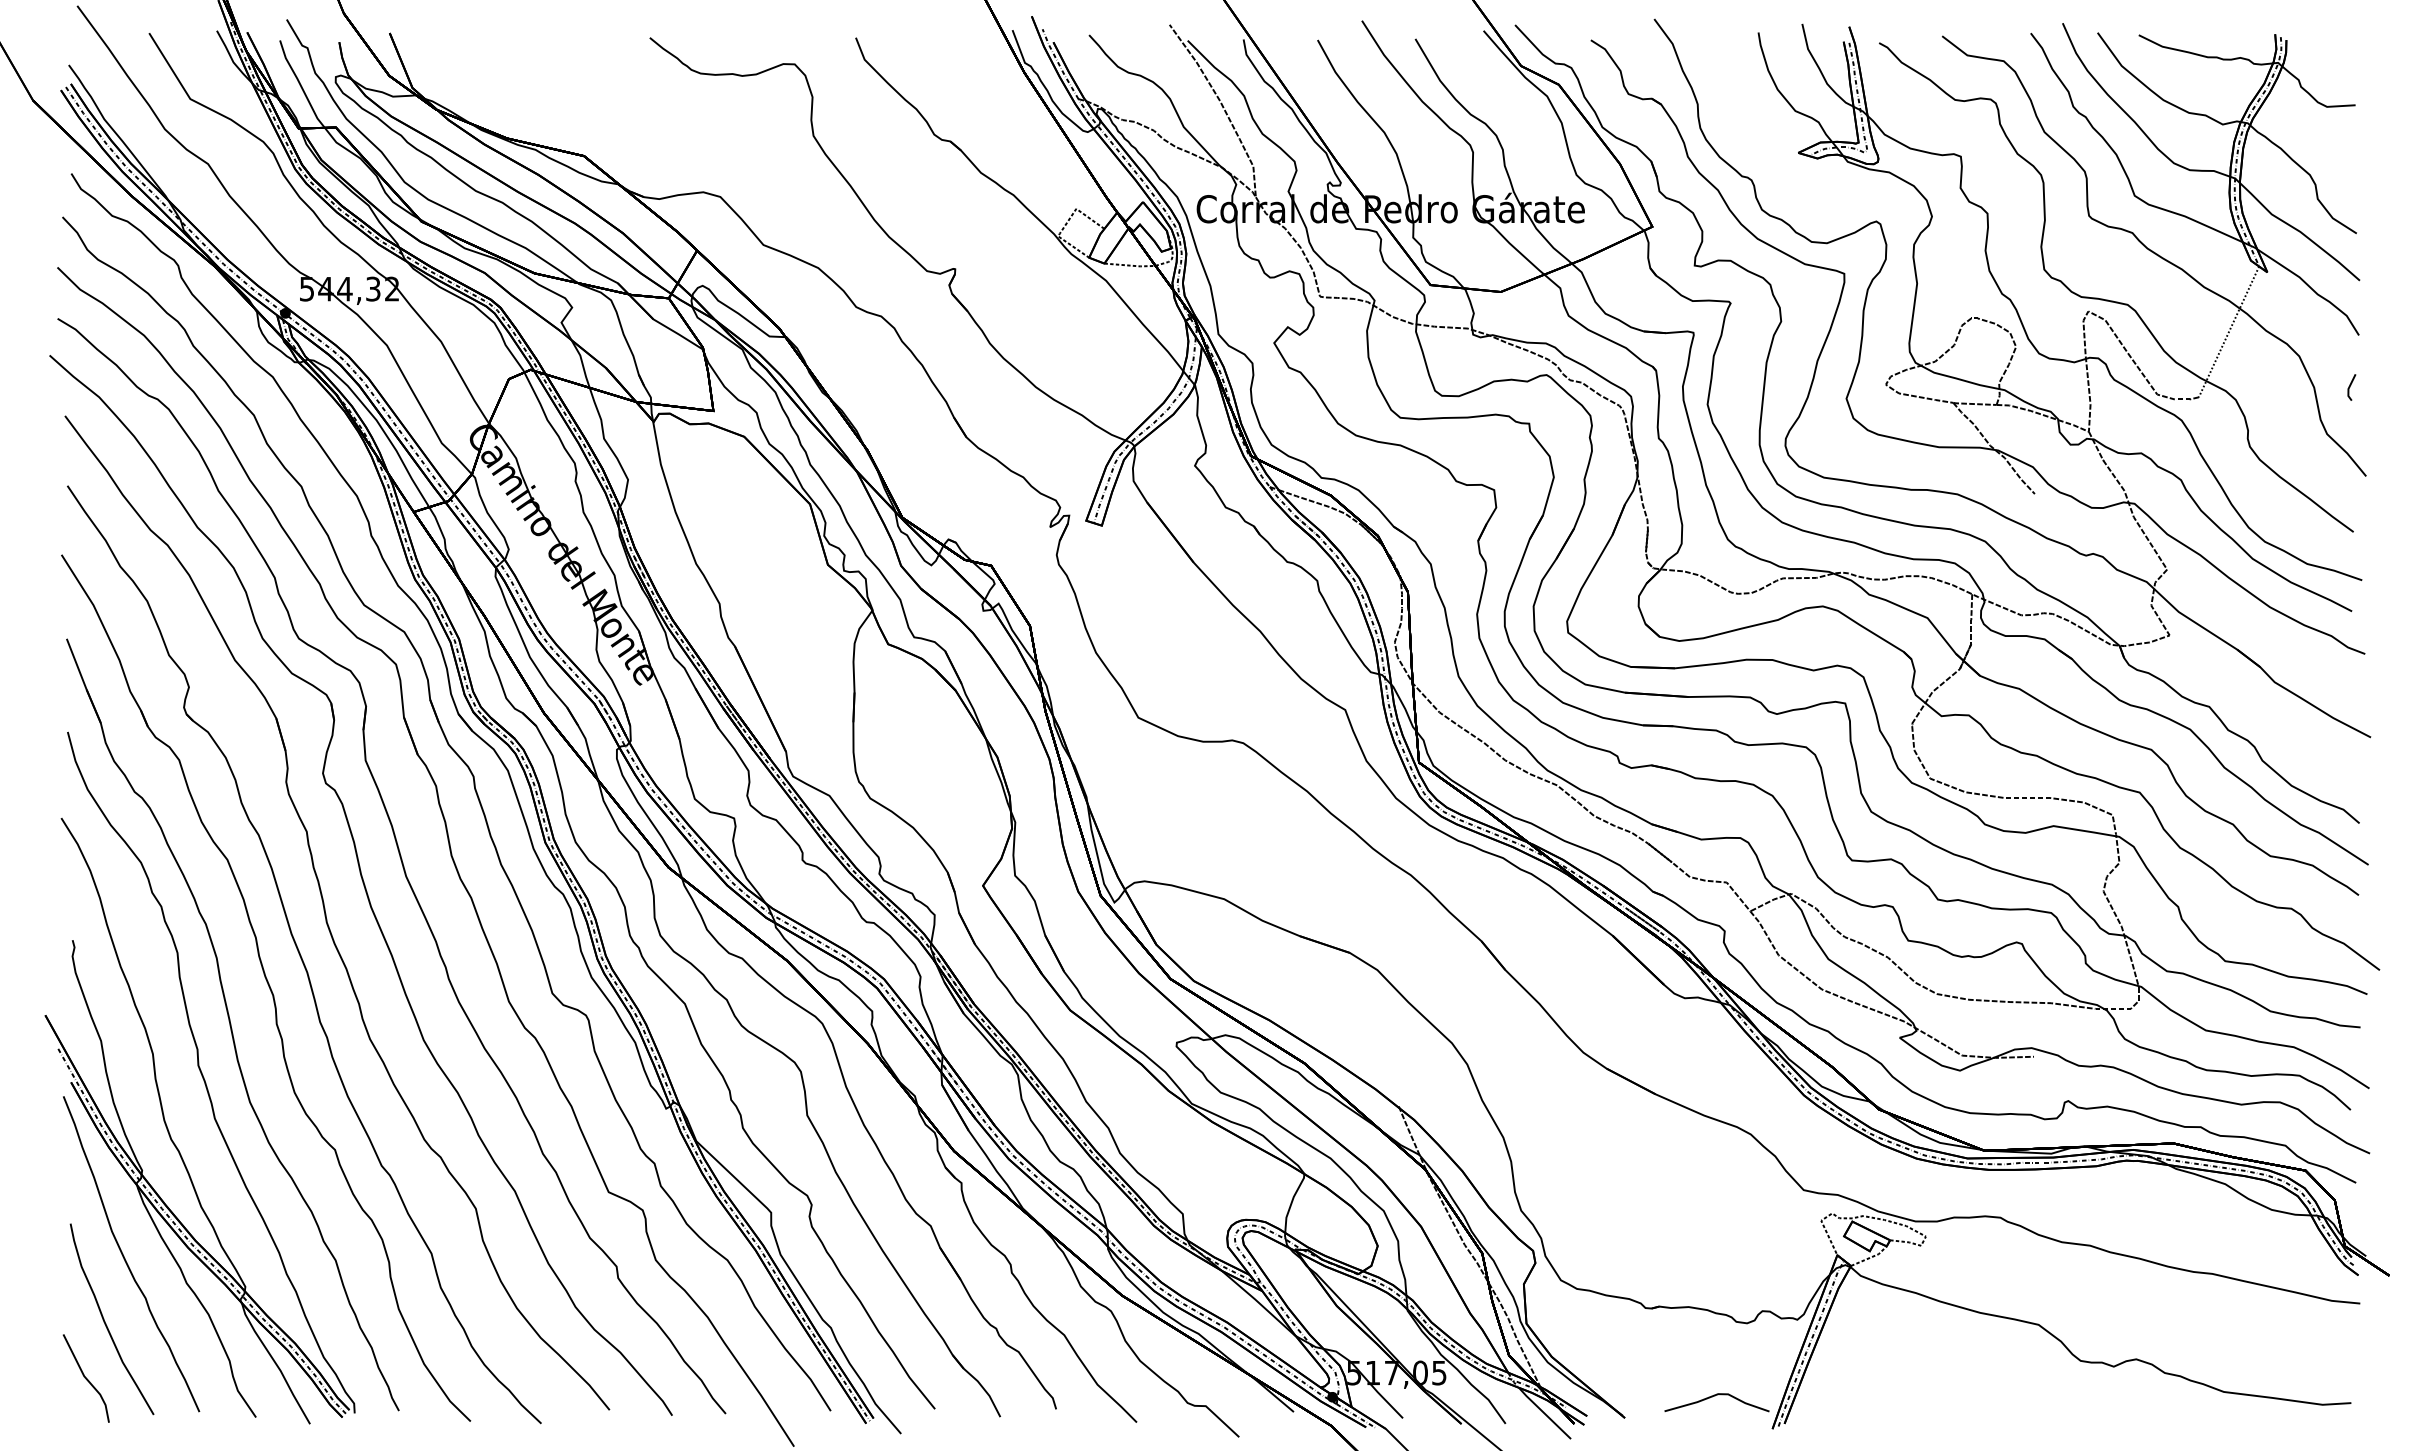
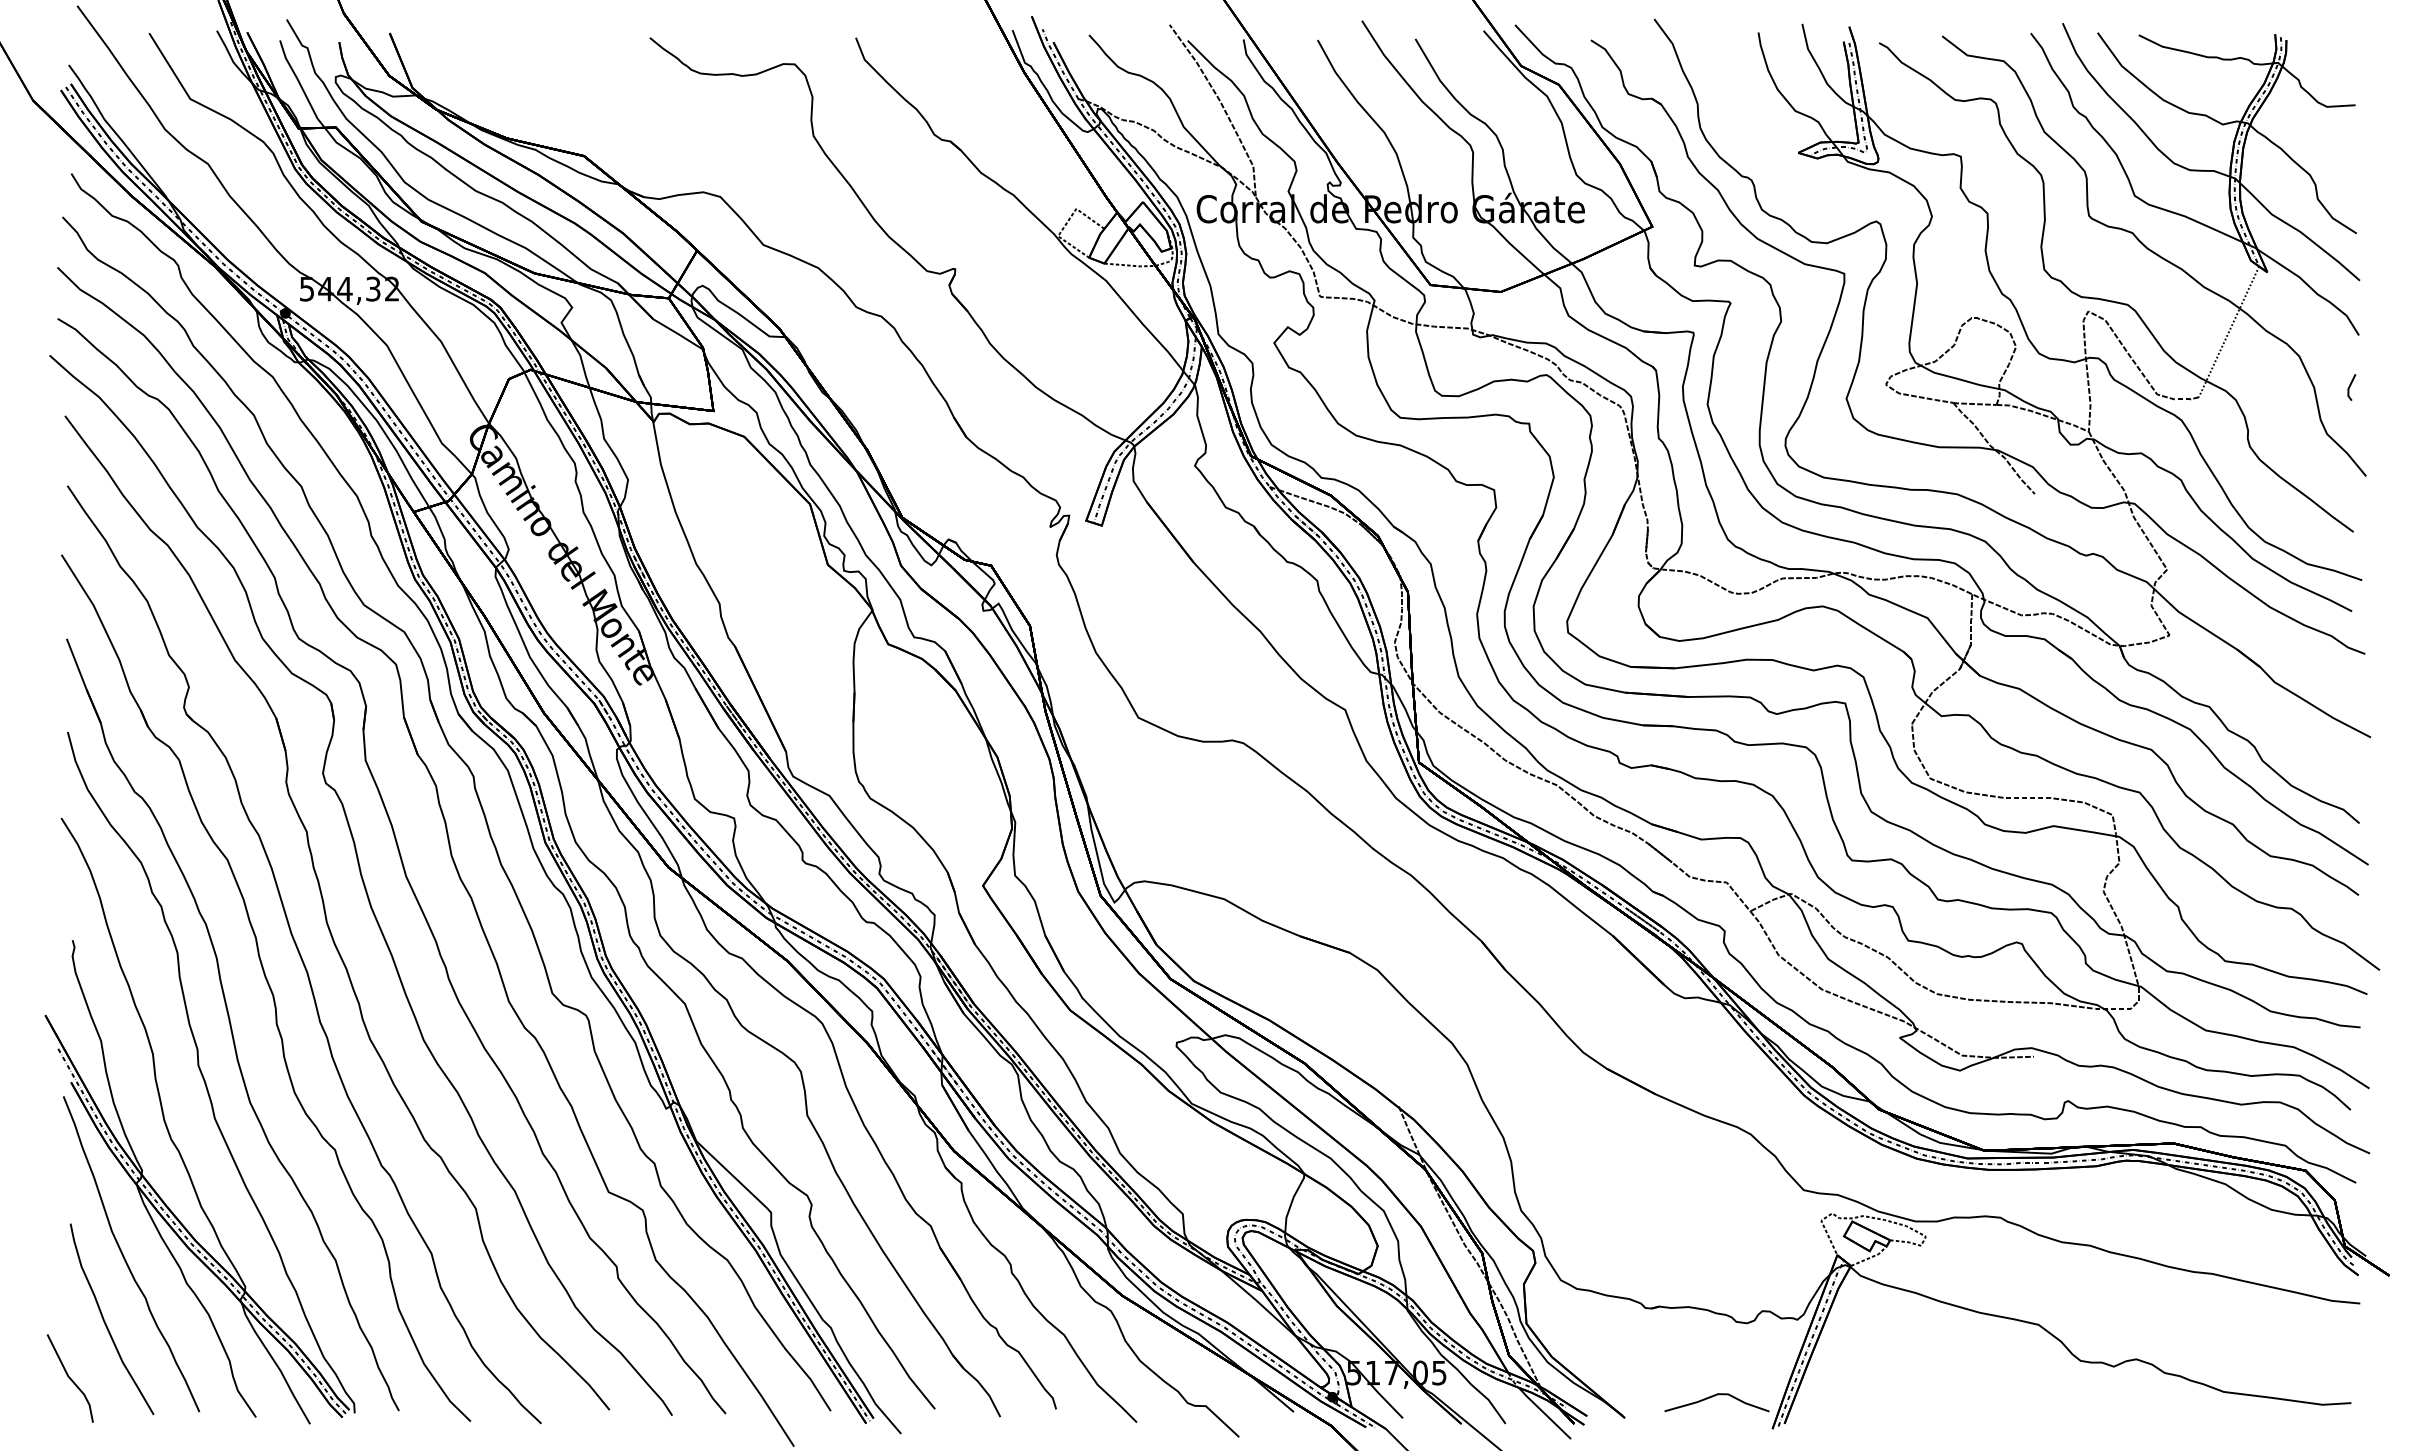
line position: (85, 1378) -> (69, 1378) (69, 1378)
